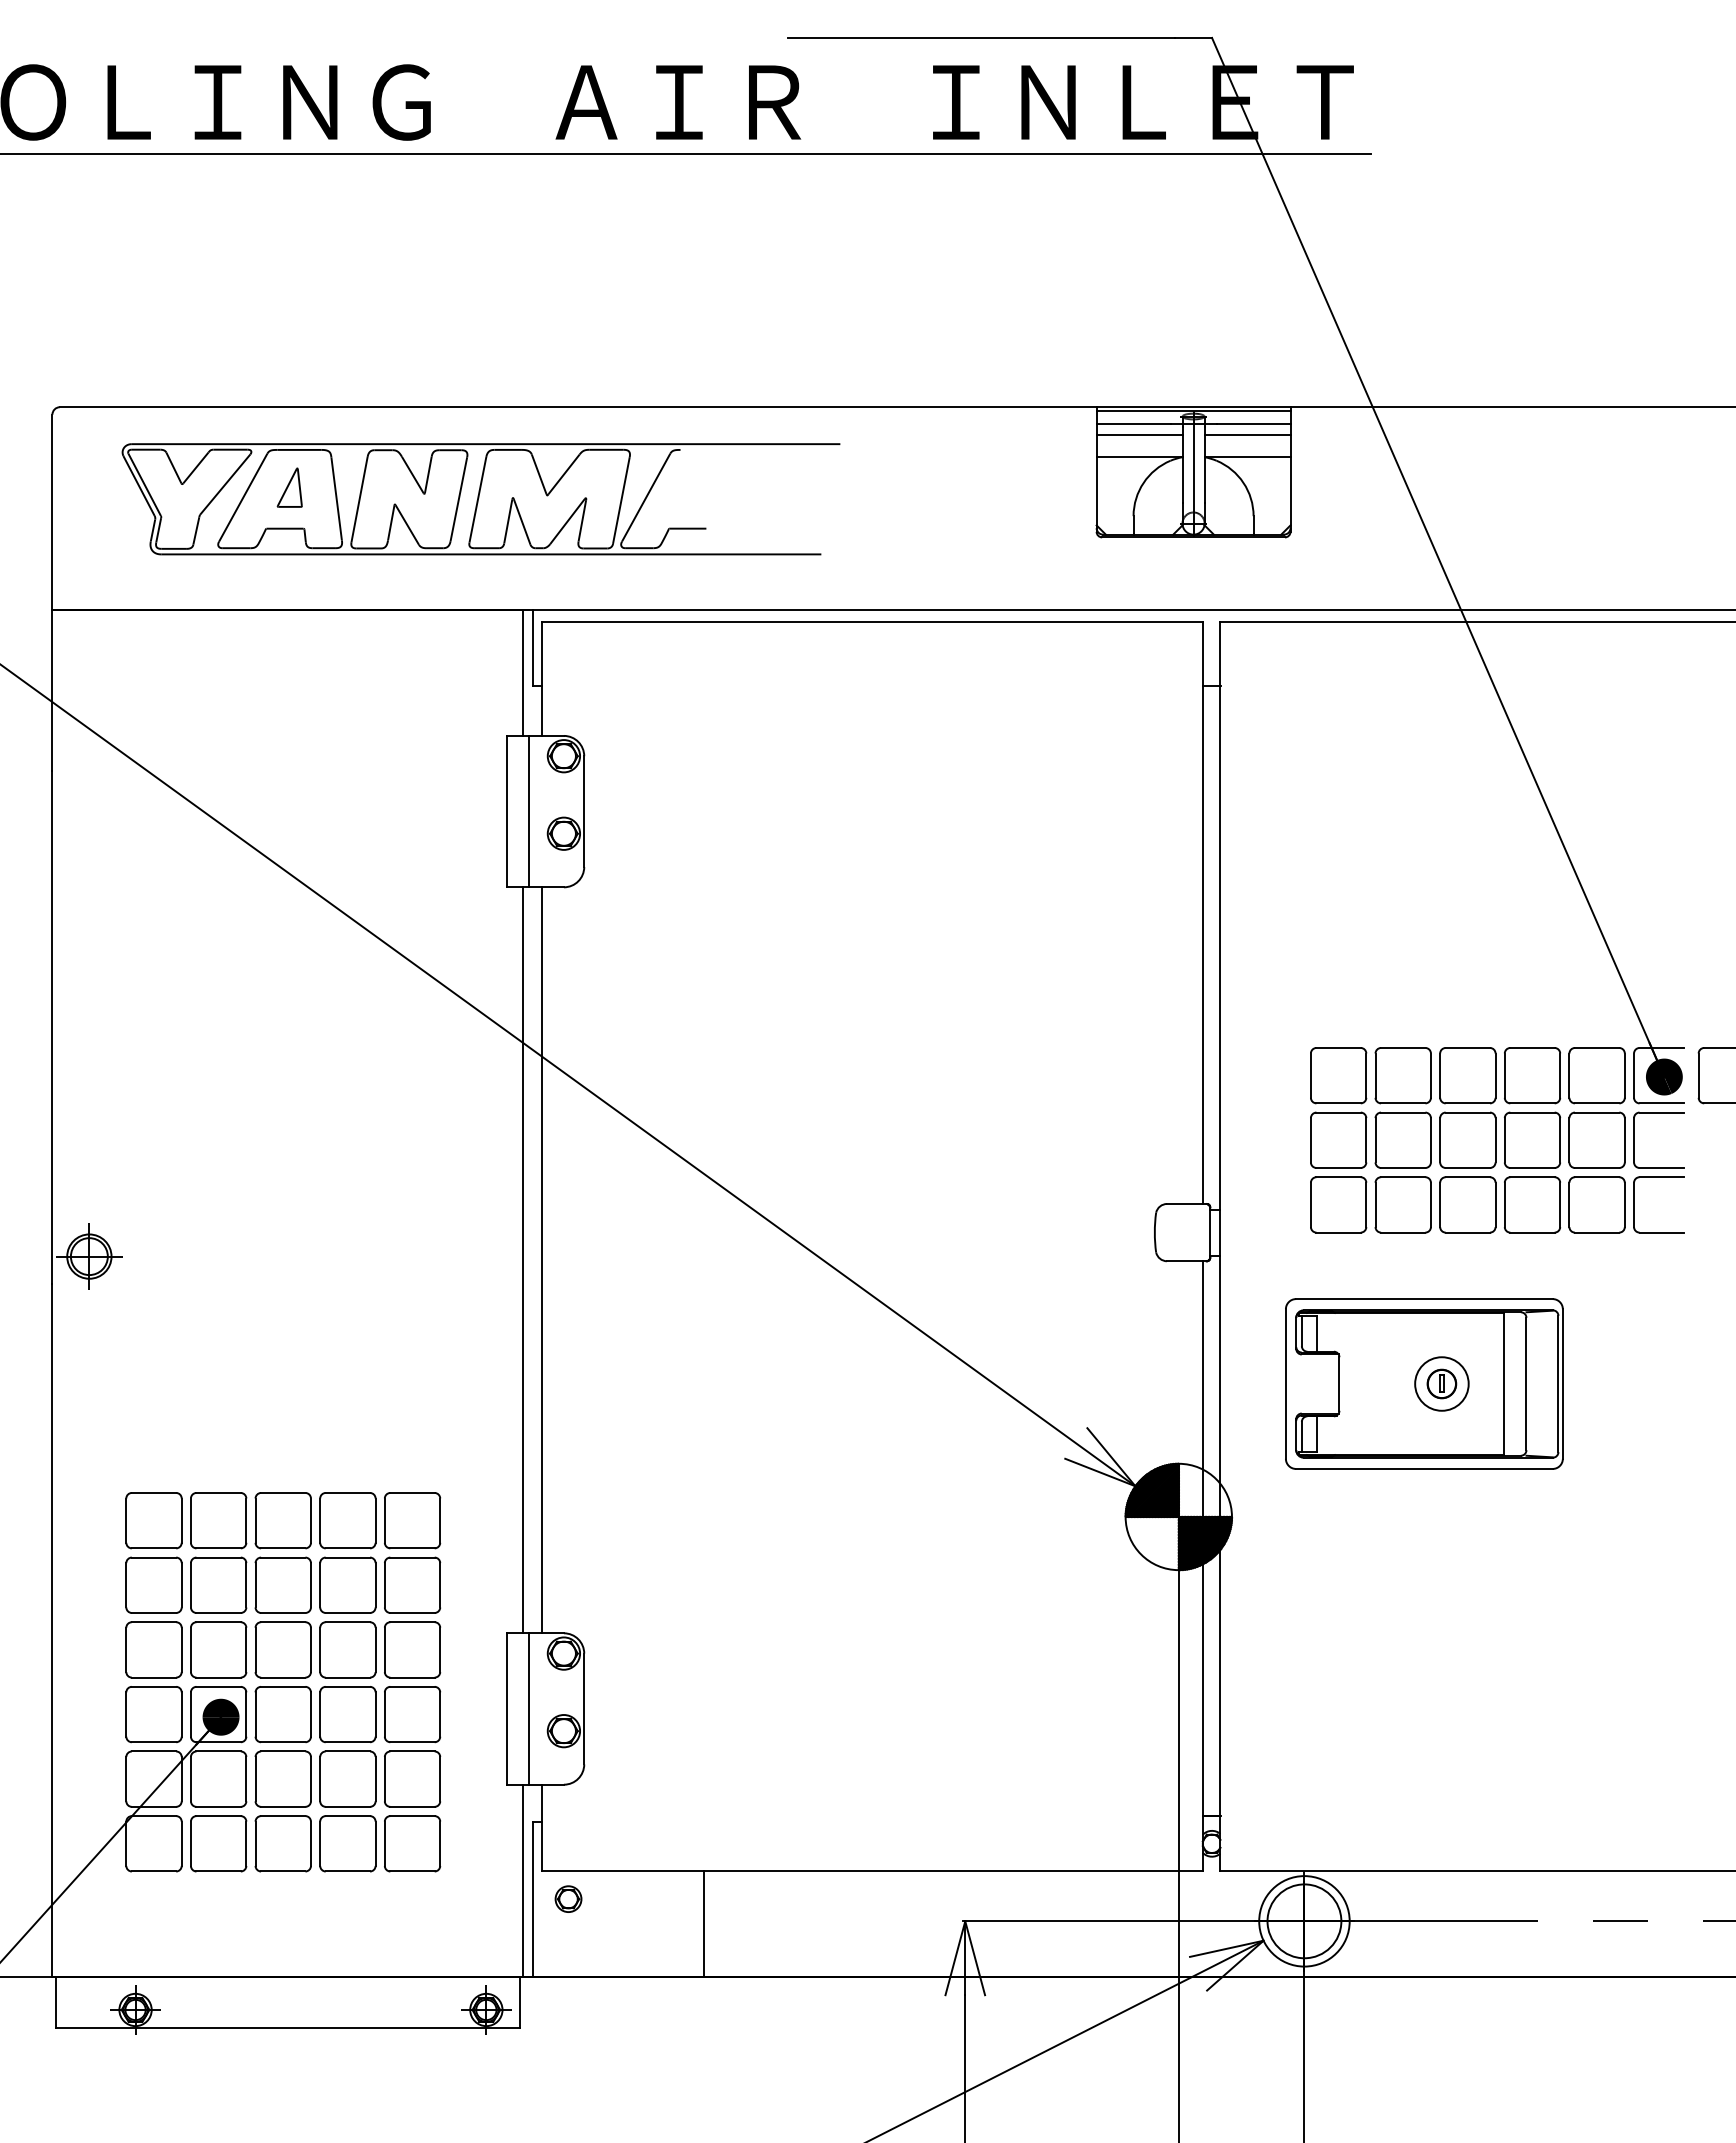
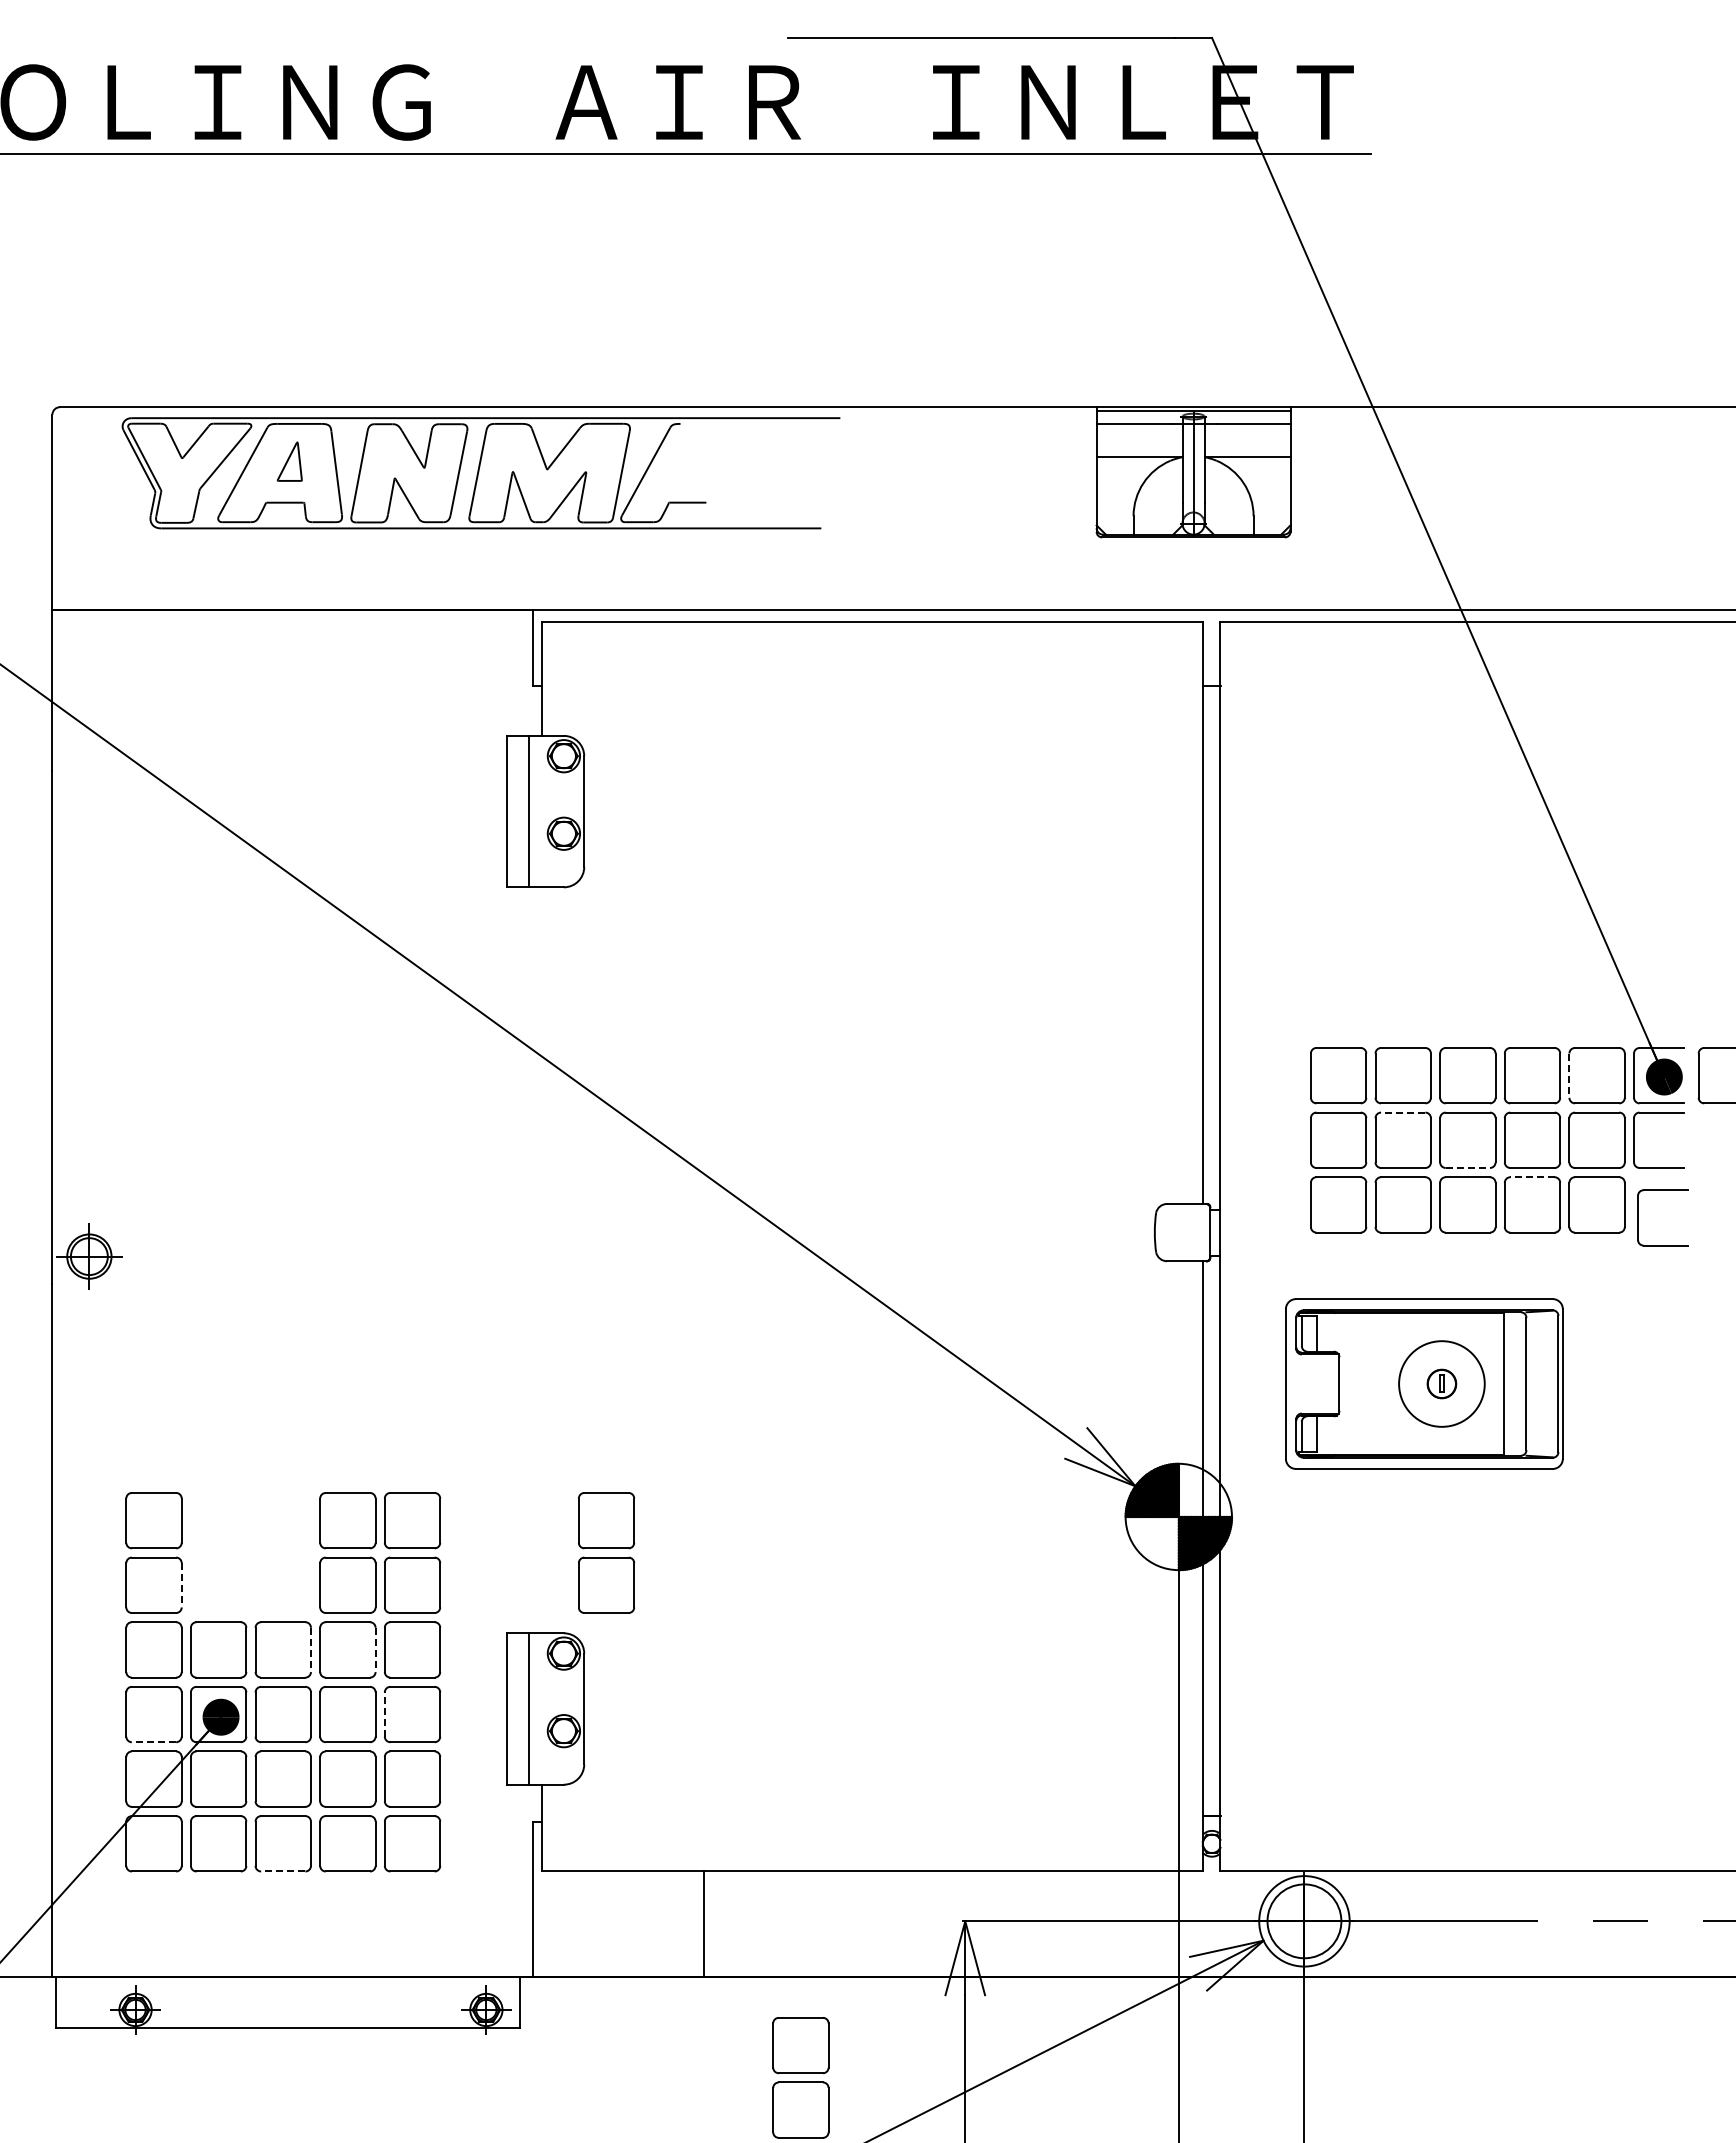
line: present -> none (1139, 434)
line: present -> none (1247, 434)
part position: (480, 499) -> (480, 473) (480, 473)
line: present -> none (523, 672)
line: solid -> dashed (1569, 1076)
line: solid -> dashed (1402, 1112)
line: solid -> dashed (1468, 1167)
line: solid -> dashed (1532, 1177)
part position: (1634, 1204) -> (1638, 1217) (1638, 1217)
line: present -> none (523, 1260)
line: present -> none (541, 1260)
circle diameter: 54 px -> 86 px (1441, 1383)
part: present -> none (245, 1547)
part: none -> present (606, 1552)
line: solid -> dashed (181, 1585)
line: solid -> dashed (310, 1650)
line: solid -> dashed (375, 1650)
line: solid -> dashed (384, 1714)
line: solid -> dashed (153, 1742)
line: solid -> dashed (282, 1871)
line: present -> none (523, 1880)
part: present -> none (568, 1898)
part: none -> present (800, 2077)
